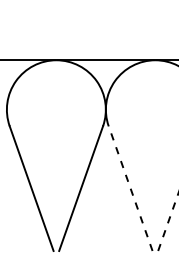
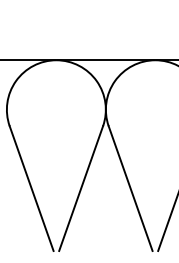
line: dashed -> solid (130, 188)
line: dashed -> solid (168, 220)
